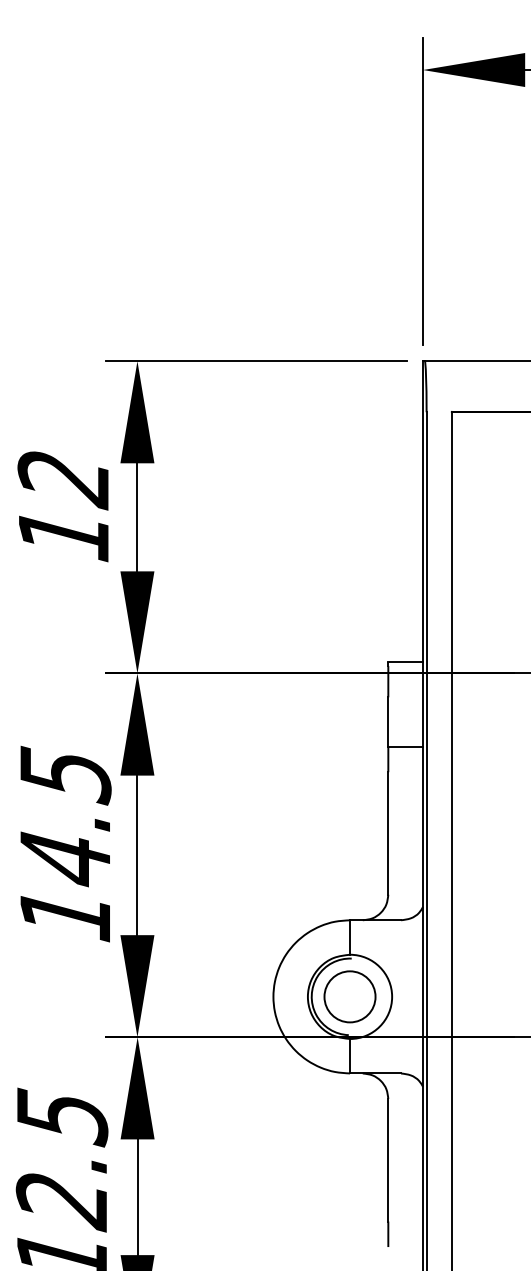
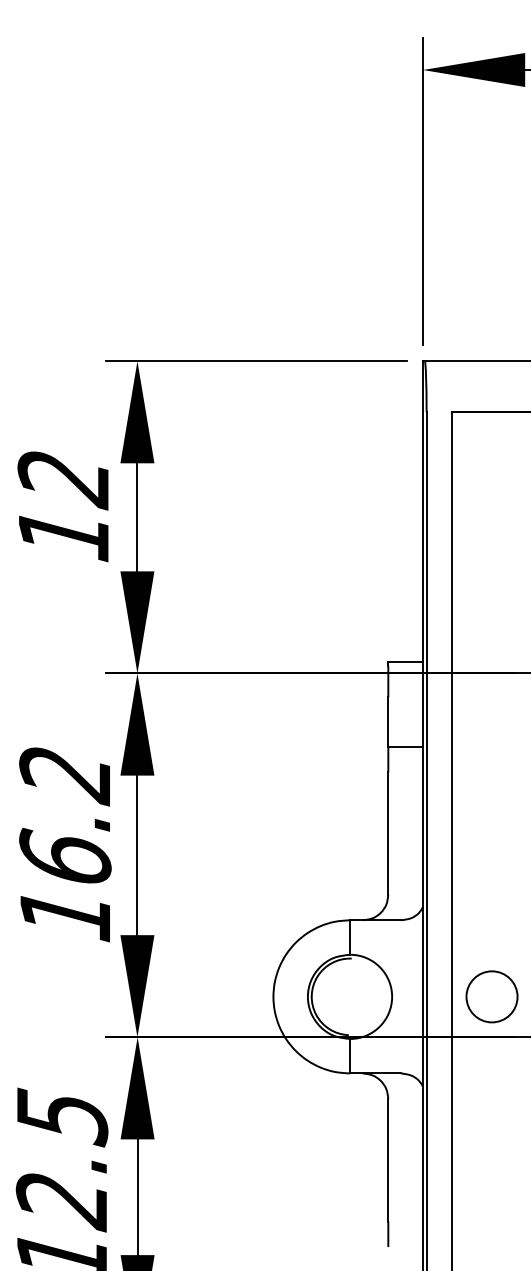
text: 14.5 -> 16.2 (65, 816)
circle position: (349, 996) -> (491, 996) (491, 996)
